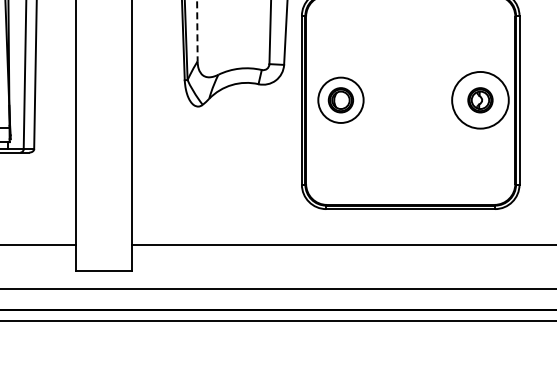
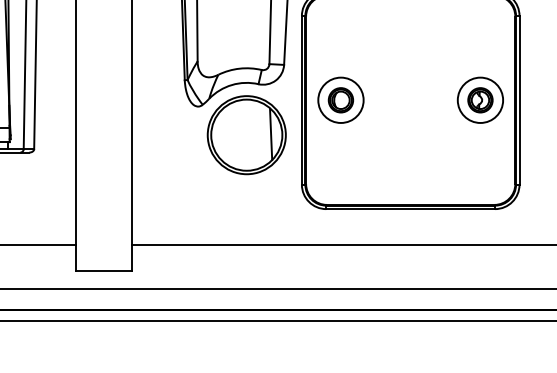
line: dashed -> solid (197, 31)
circle diameter: 57 px -> 45 px (480, 99)
part: none -> present (246, 135)
